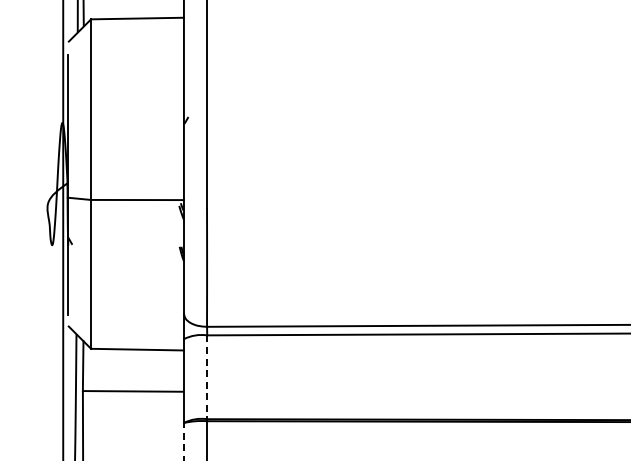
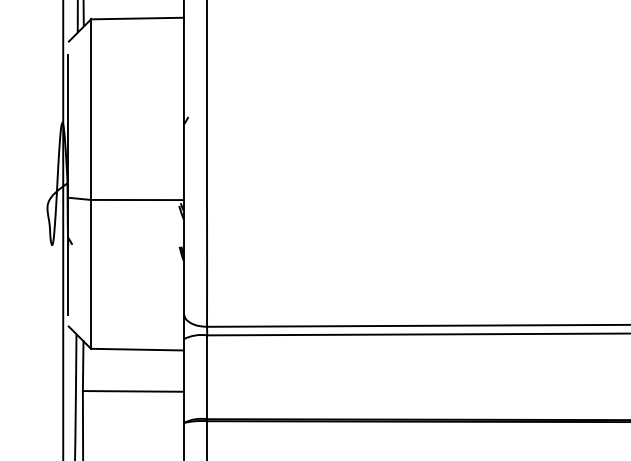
line: dashed -> solid (207, 377)
line: dashed -> solid (183, 441)
